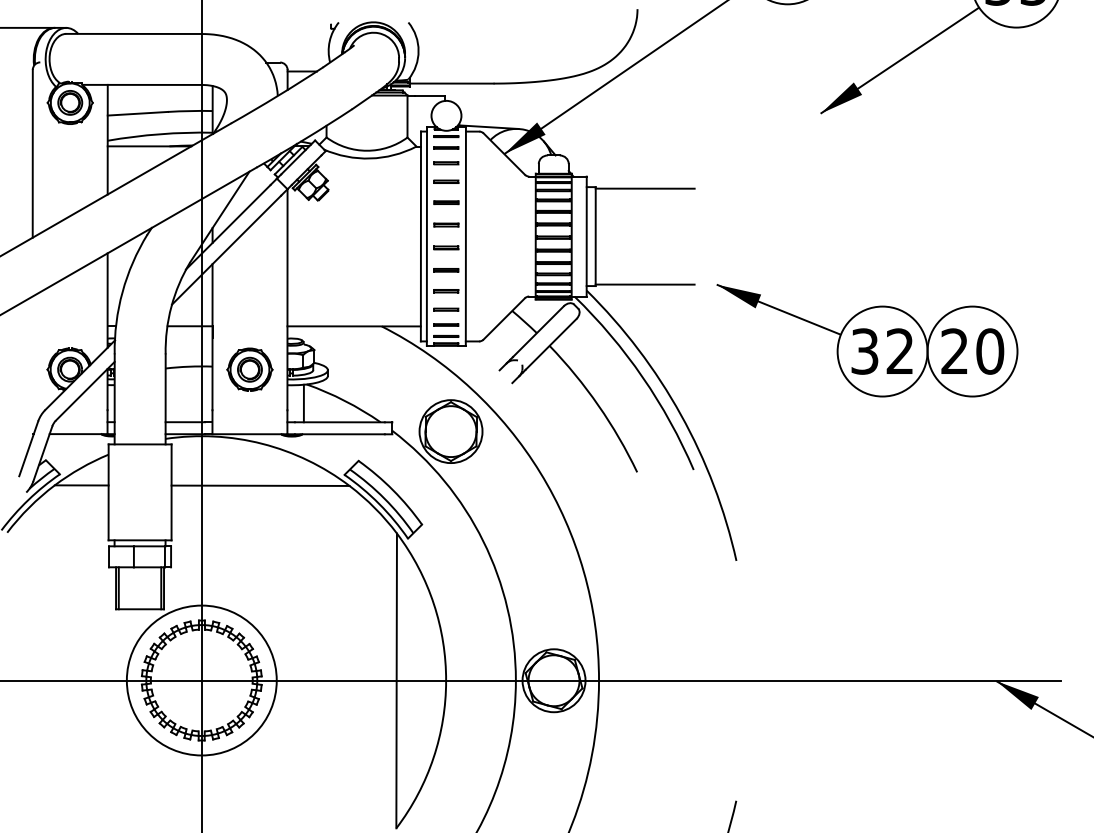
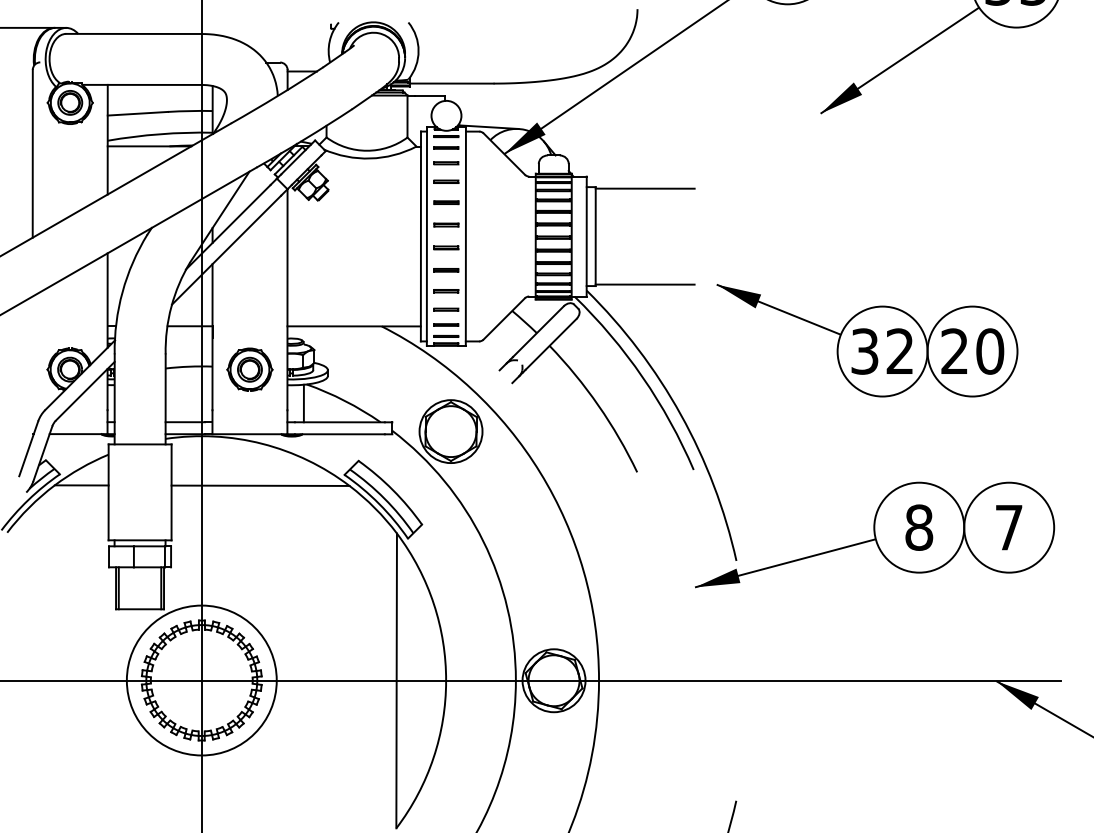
part: none -> present (875, 534)
